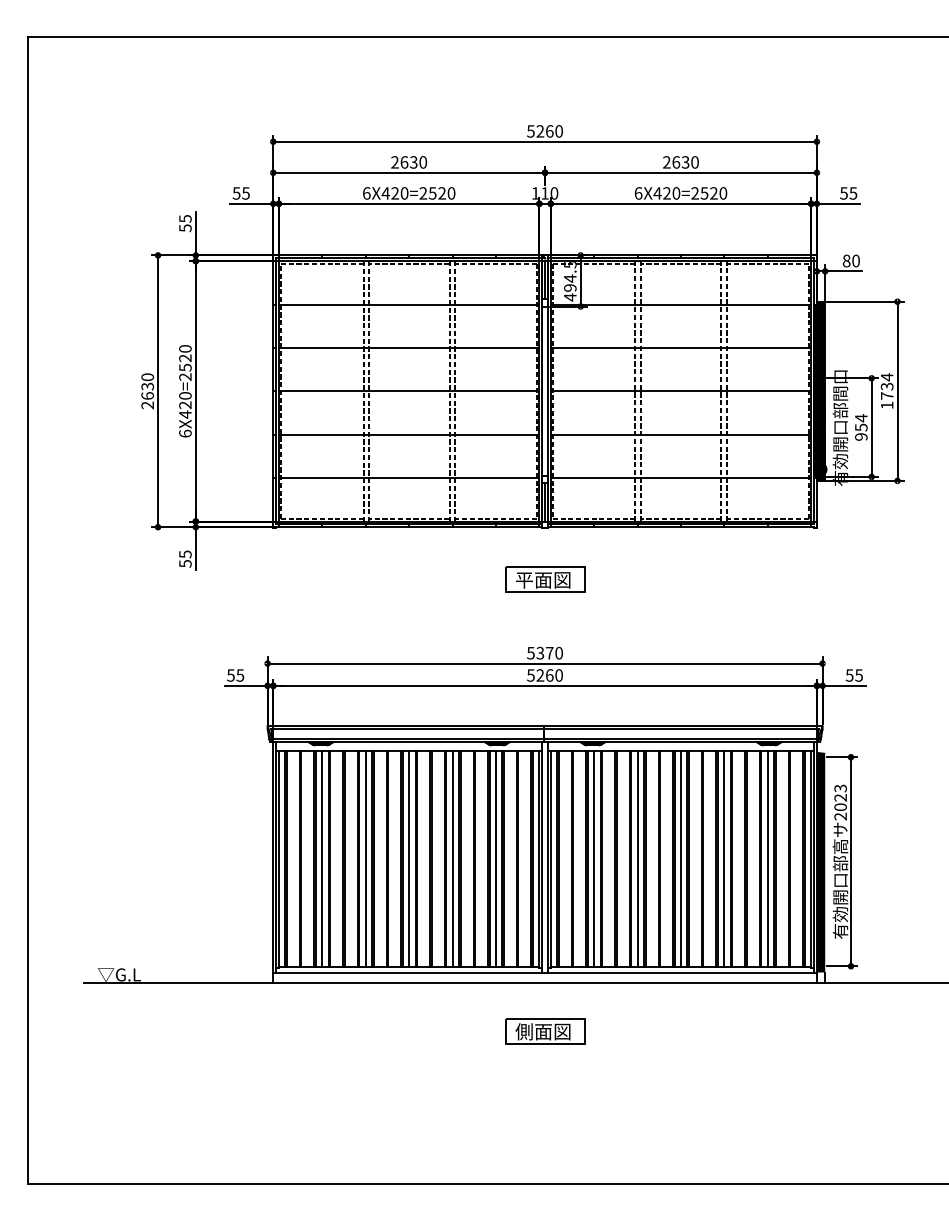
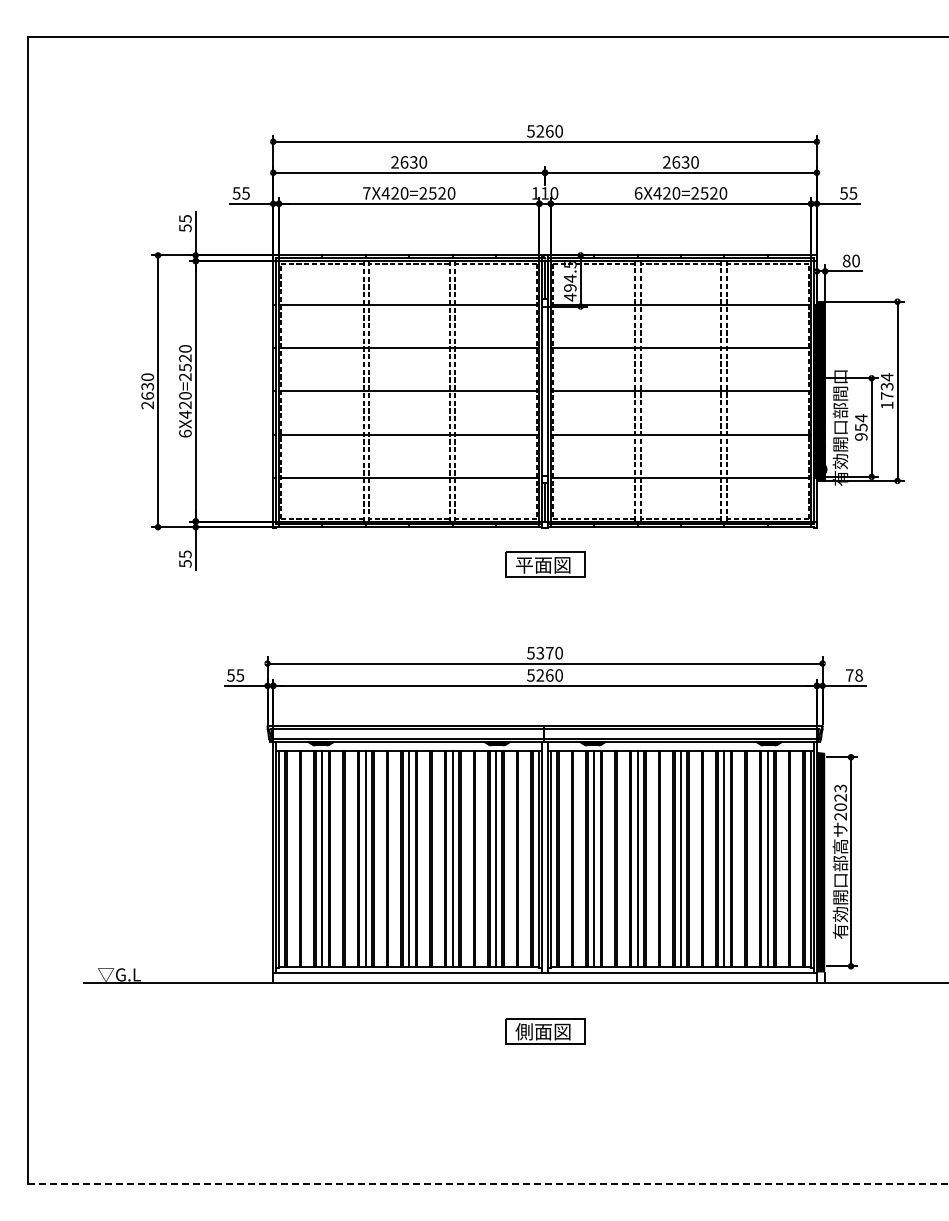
text: 6X420=2520 -> 7X420=2520 (366, 193)
part position: (545, 579) -> (545, 564) (545, 564)
text: 55 -> 78 (853, 675)
line: solid -> dashed (488, 1184)
